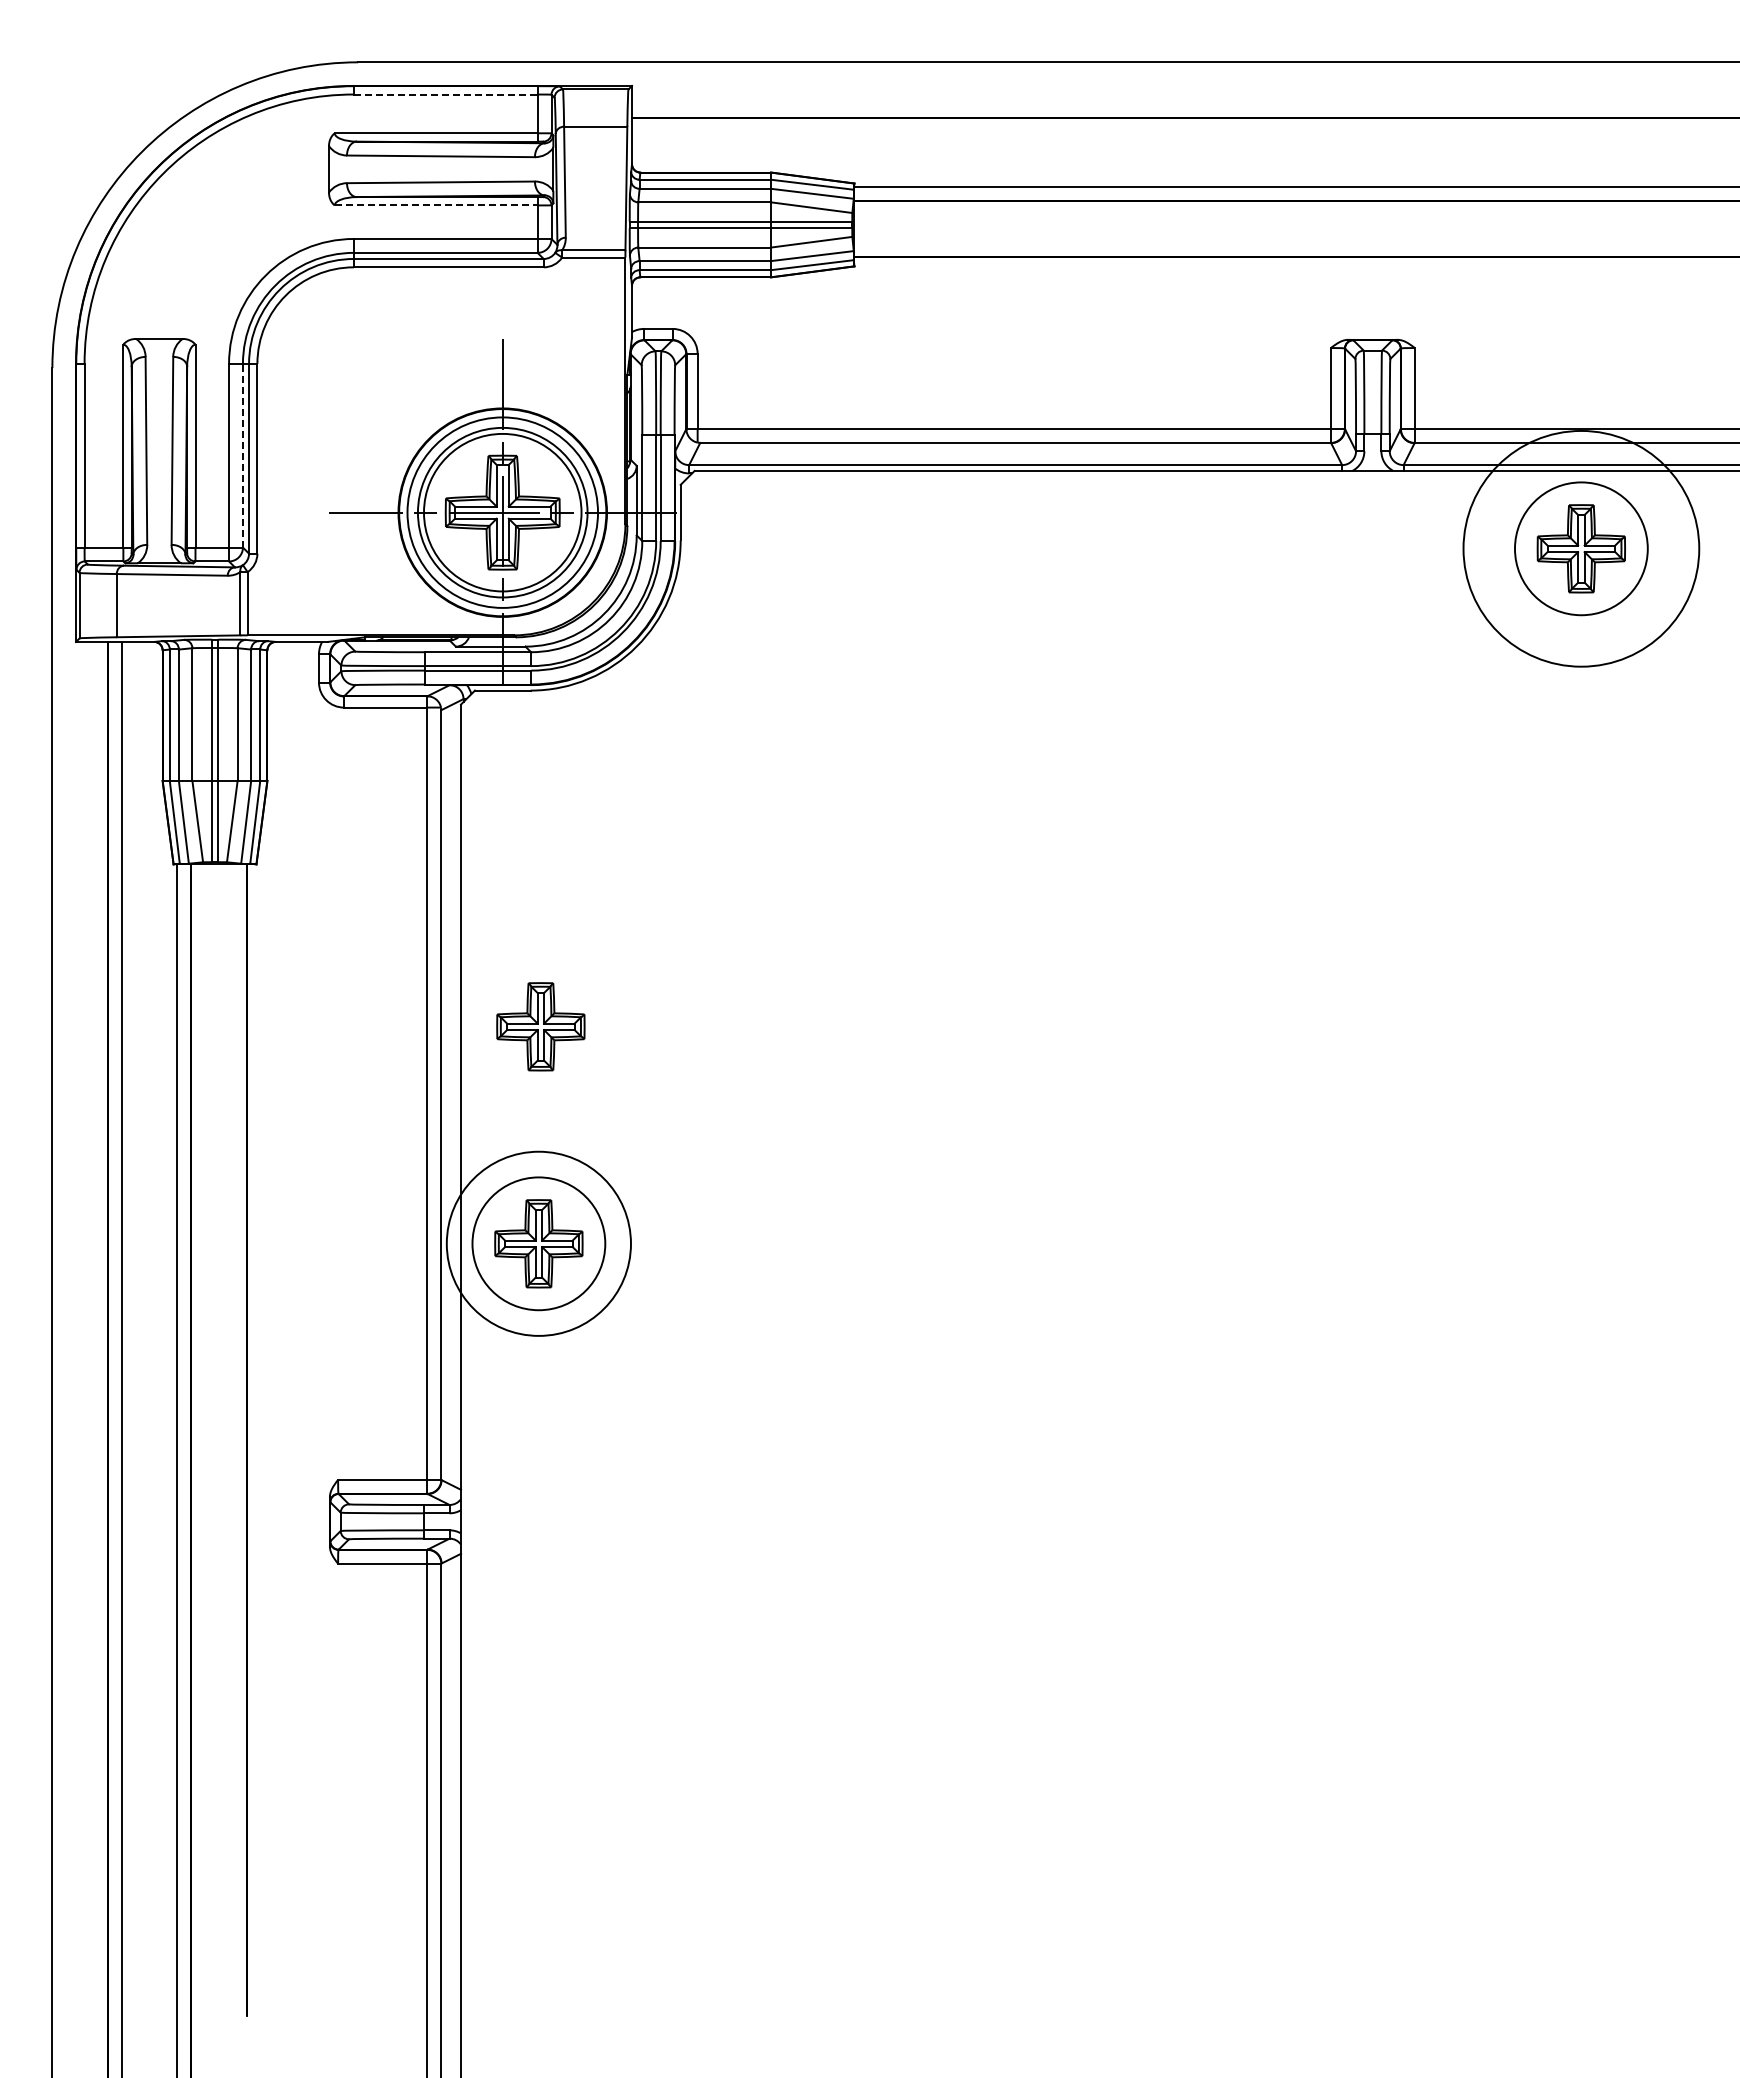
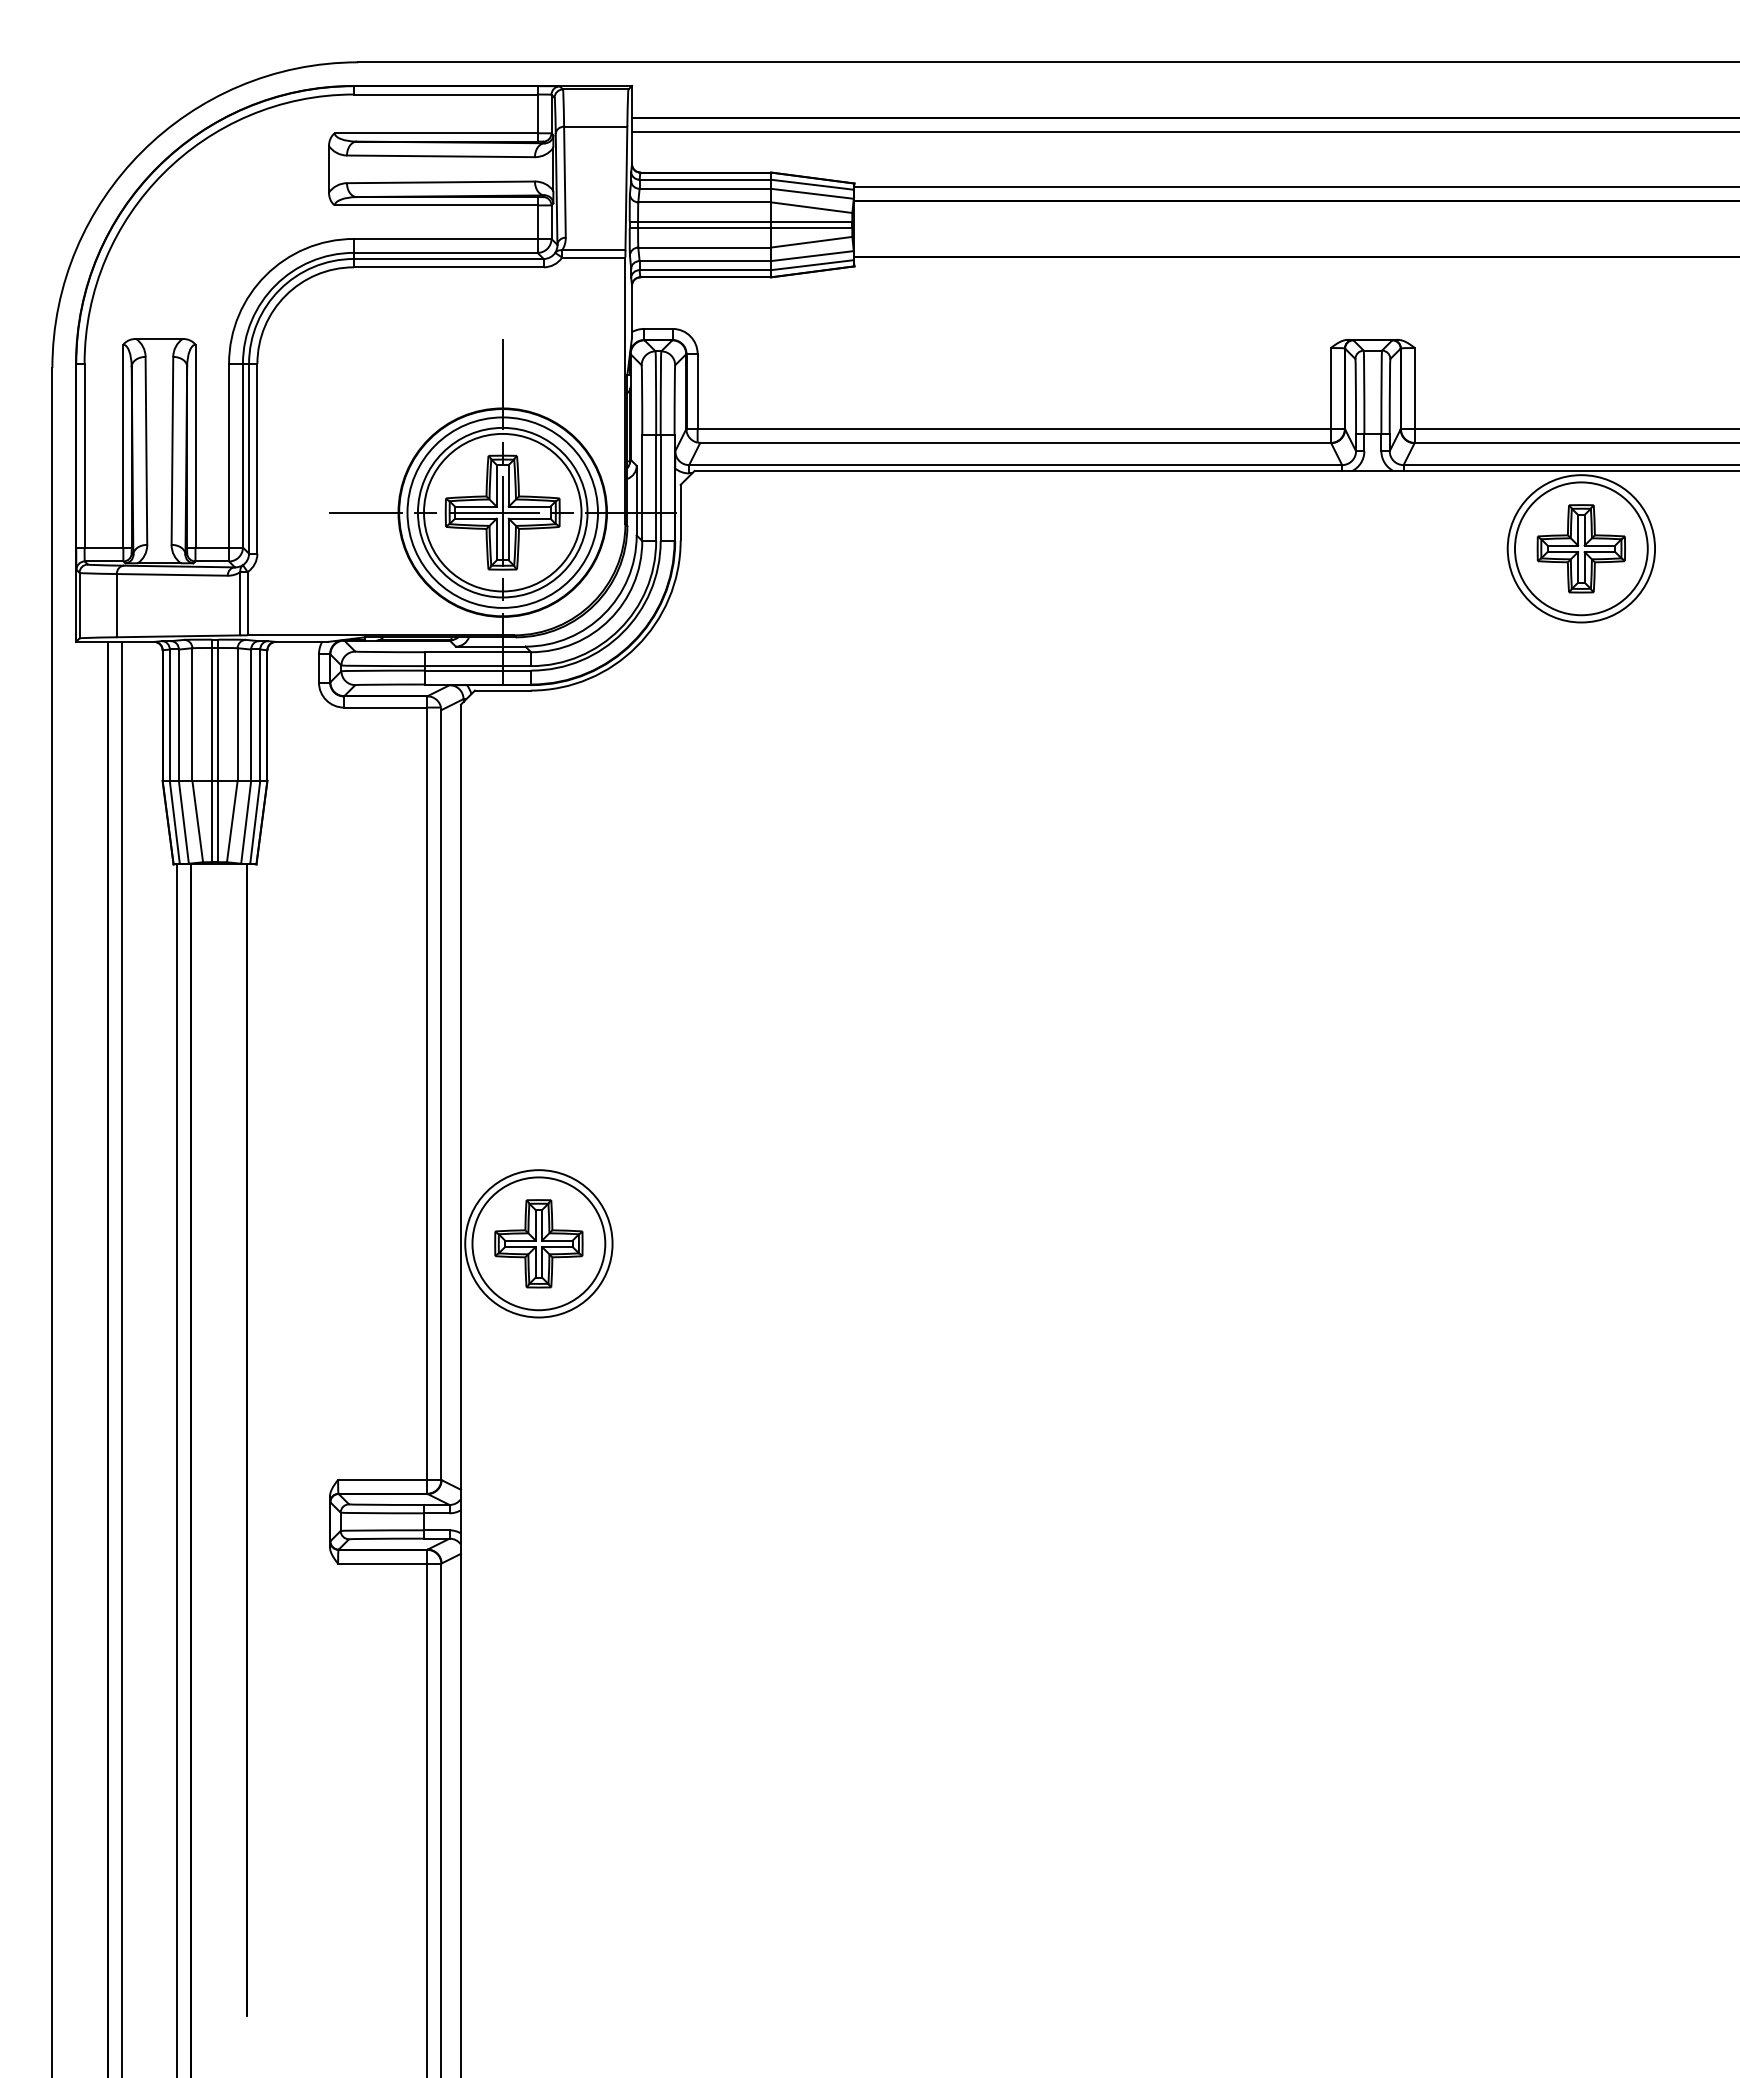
line: dashed -> solid (445, 94)
line: none -> present (1184, 132)
line: dashed -> solid (436, 205)
line: dashed -> solid (242, 455)
circle diameter: 236 px -> 147 px (1581, 548)
part: present -> none (540, 1026)
circle diameter: 184 px -> 147 px (538, 1243)
